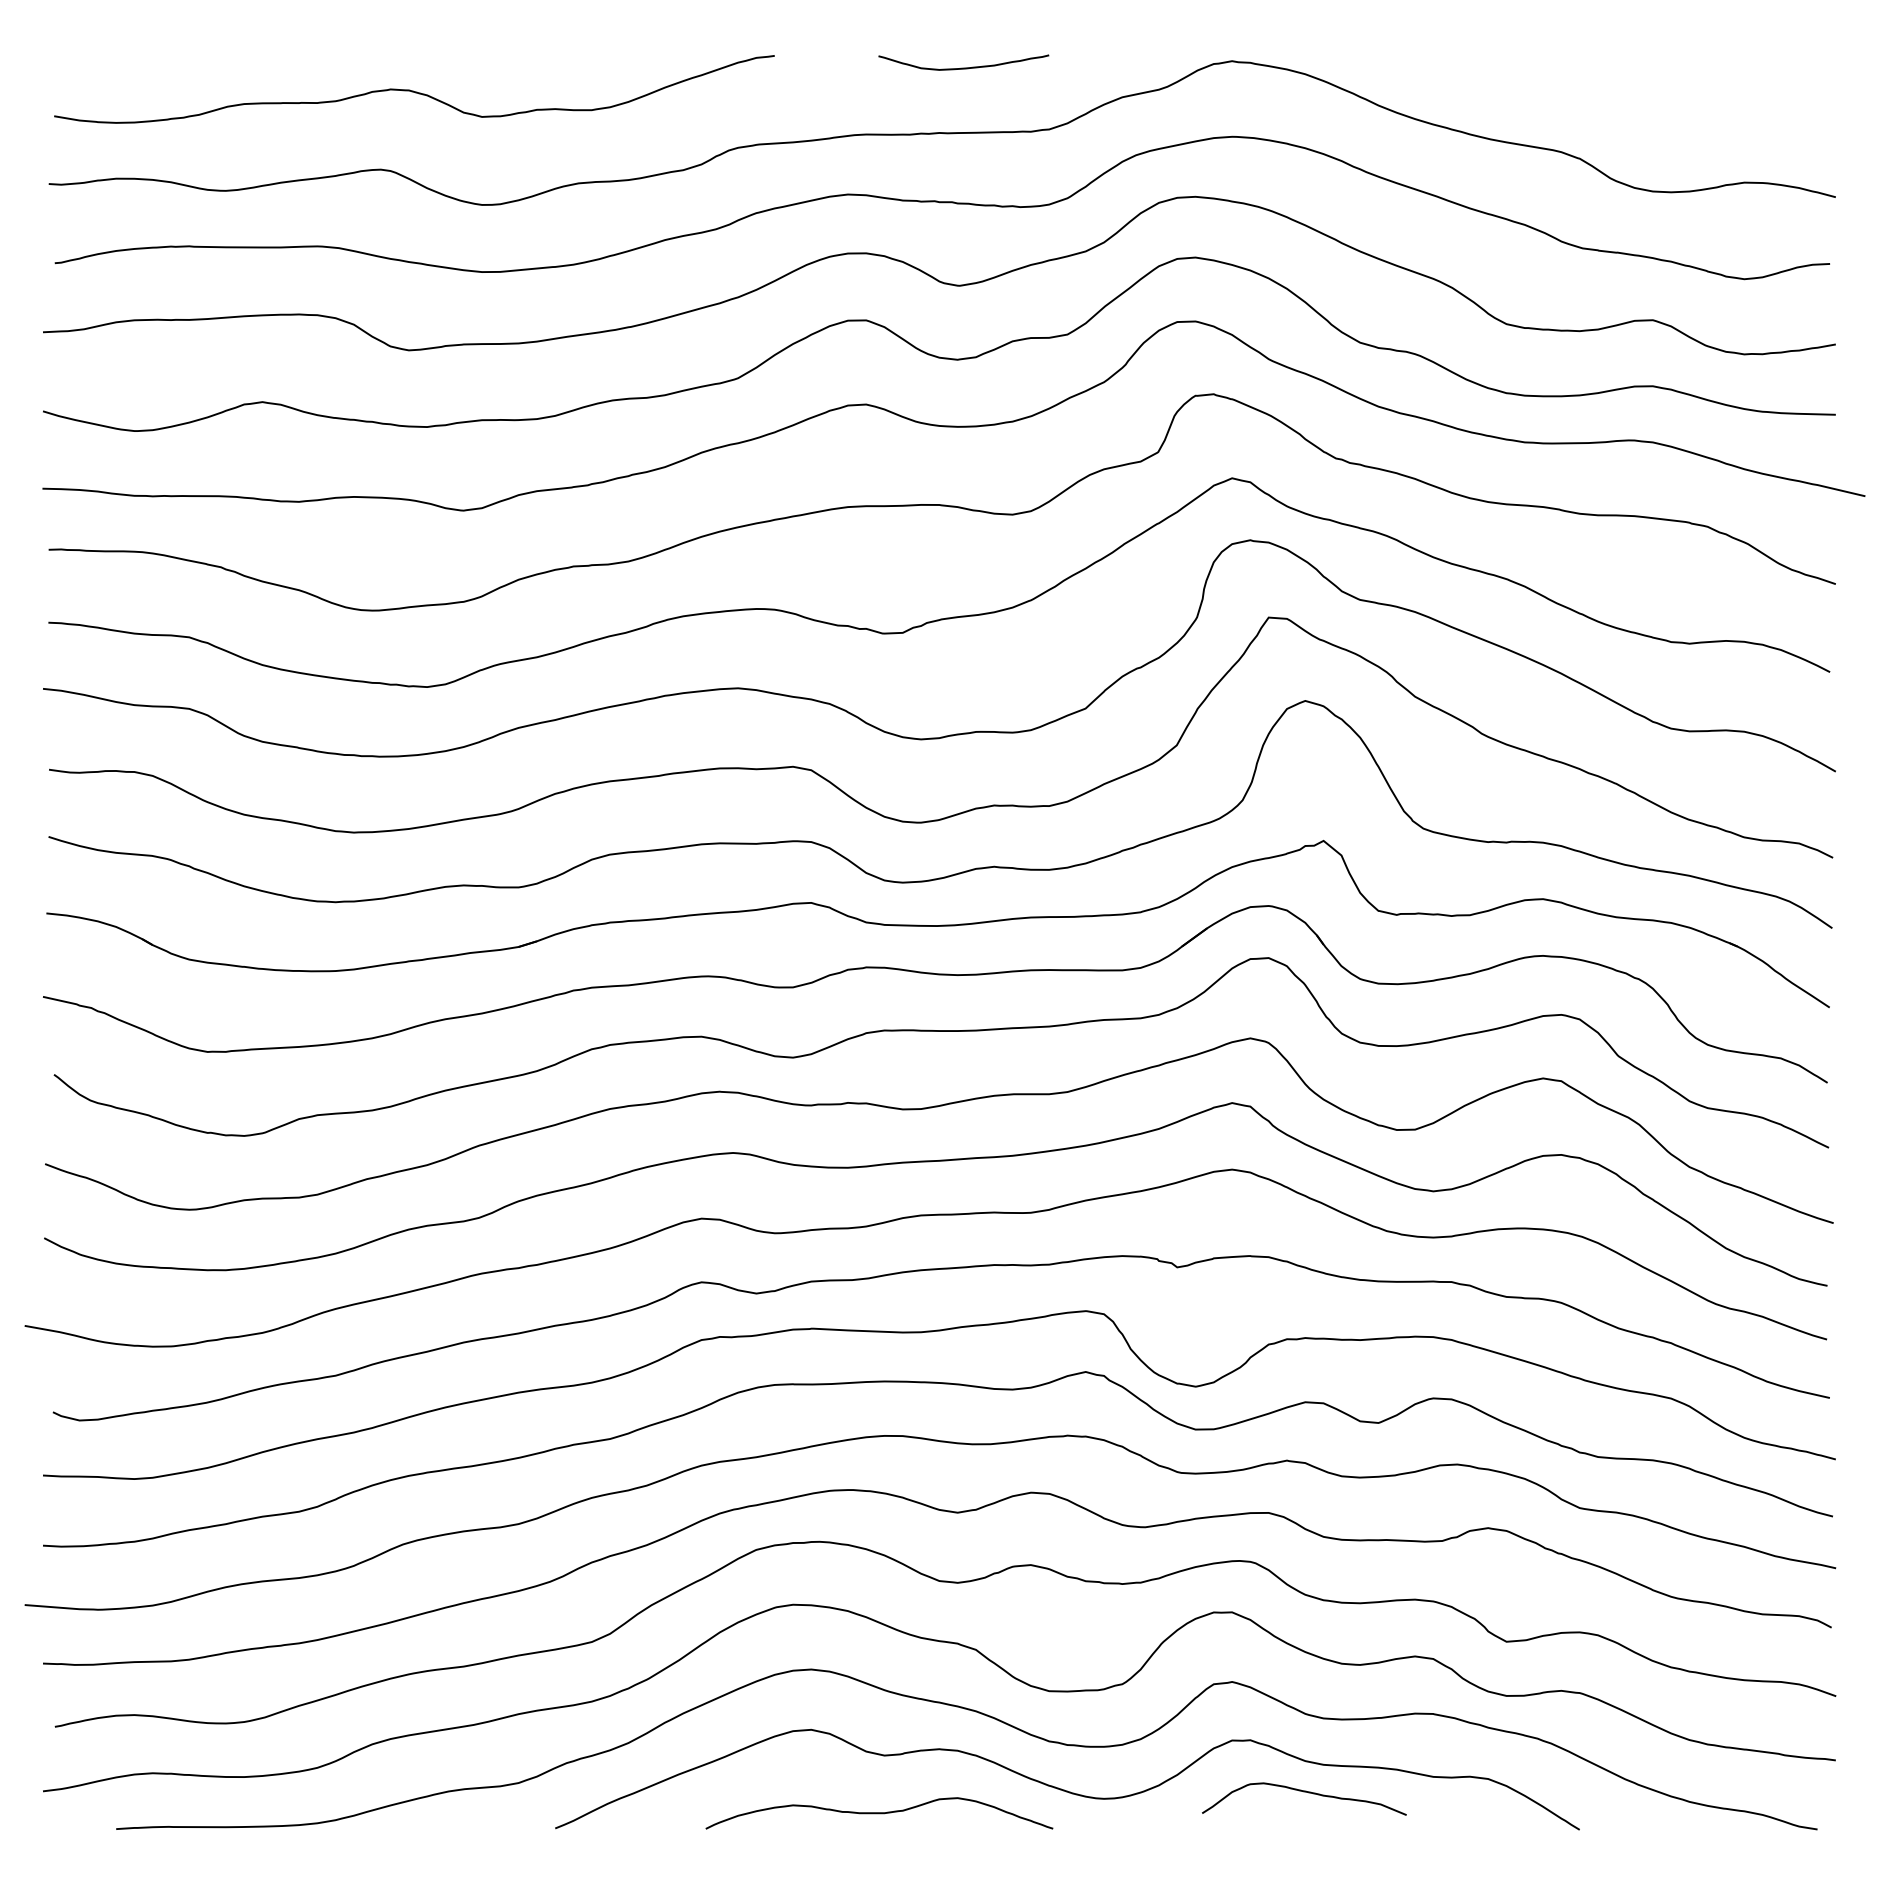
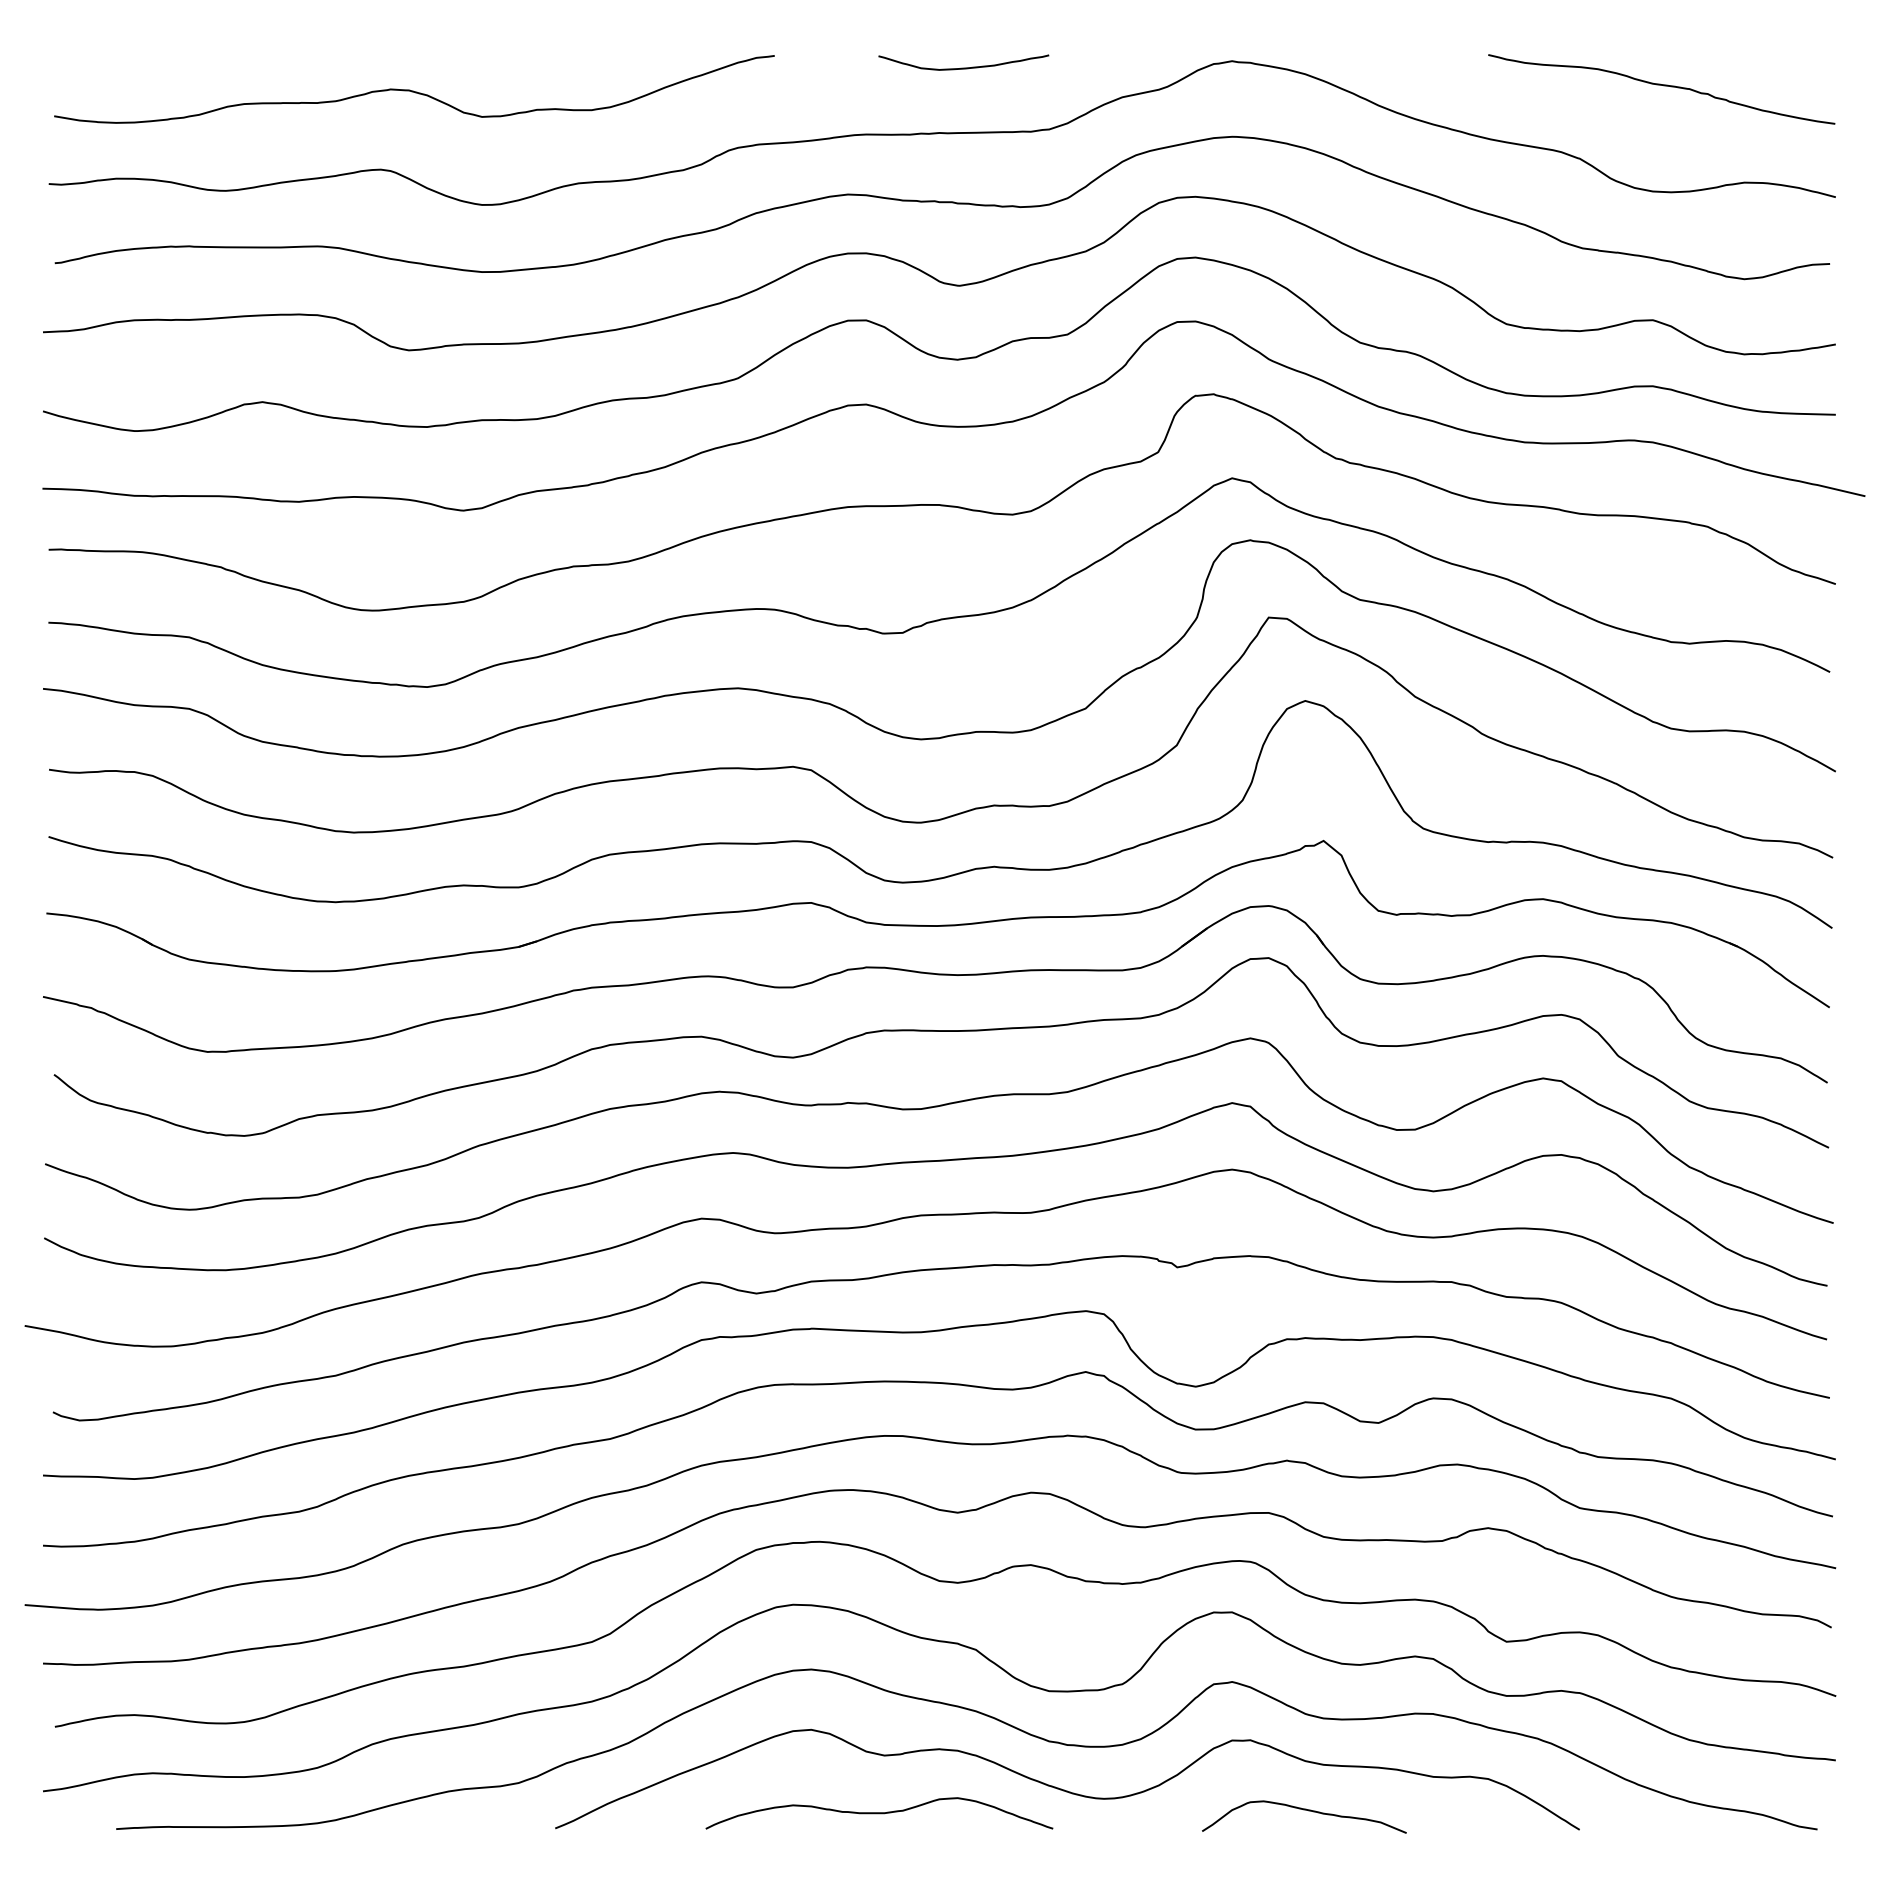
curve: none -> present (1663, 86)
curve position: (1304, 1792) -> (1304, 1810) (1304, 1810)
